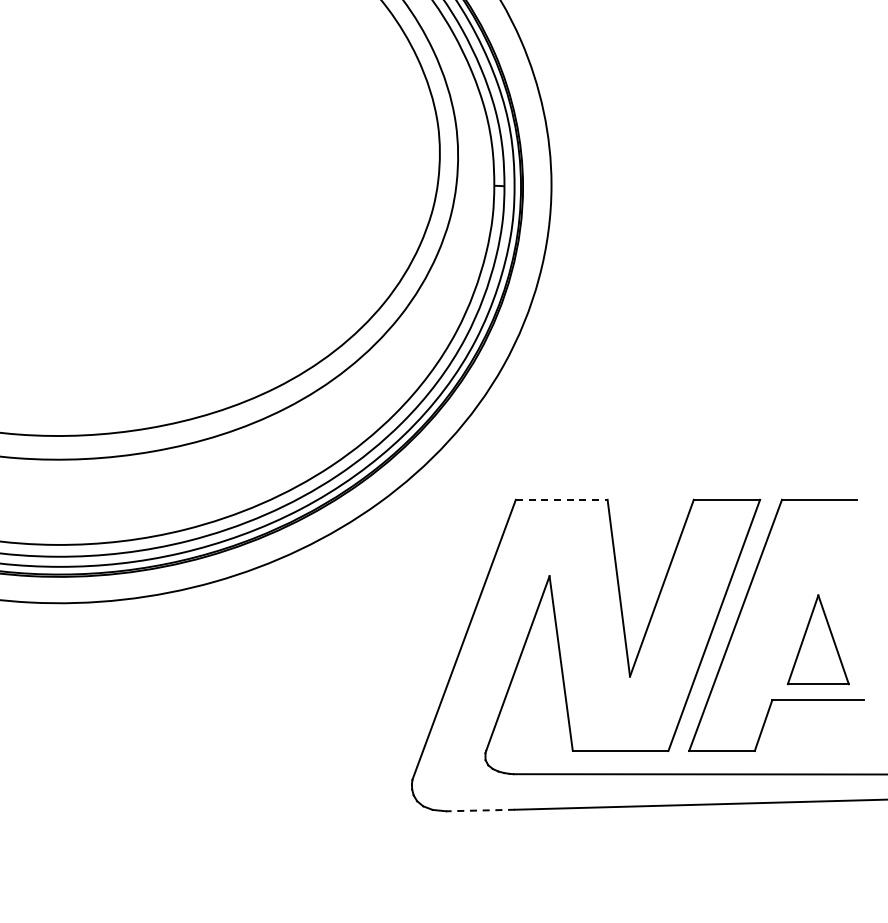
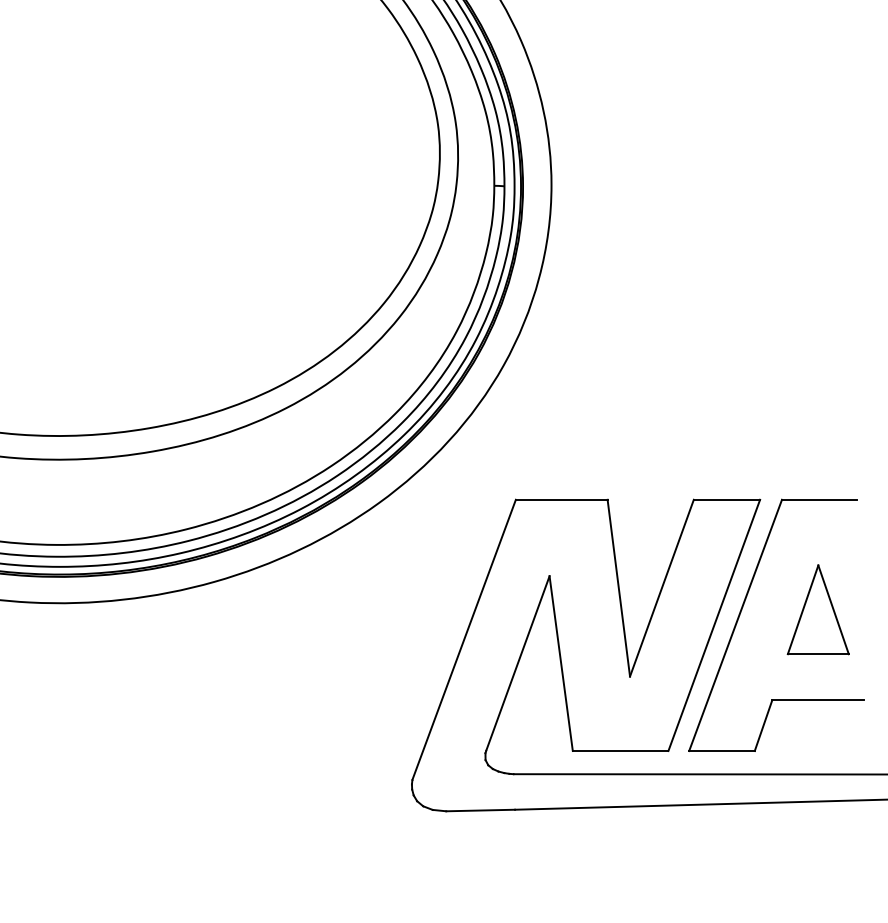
line: dashed -> solid (561, 499)
part position: (817, 639) -> (817, 609) (817, 609)
line: dashed -> solid (480, 810)
